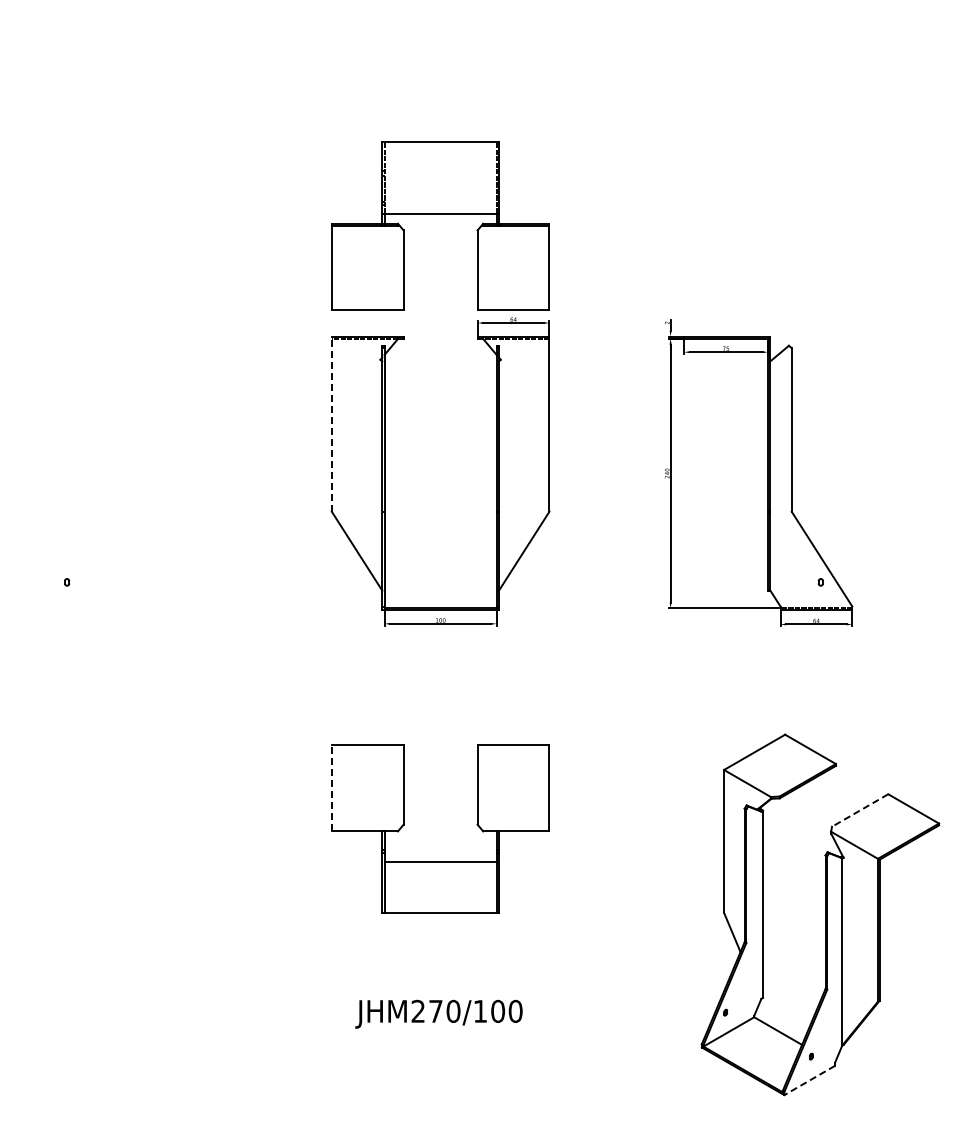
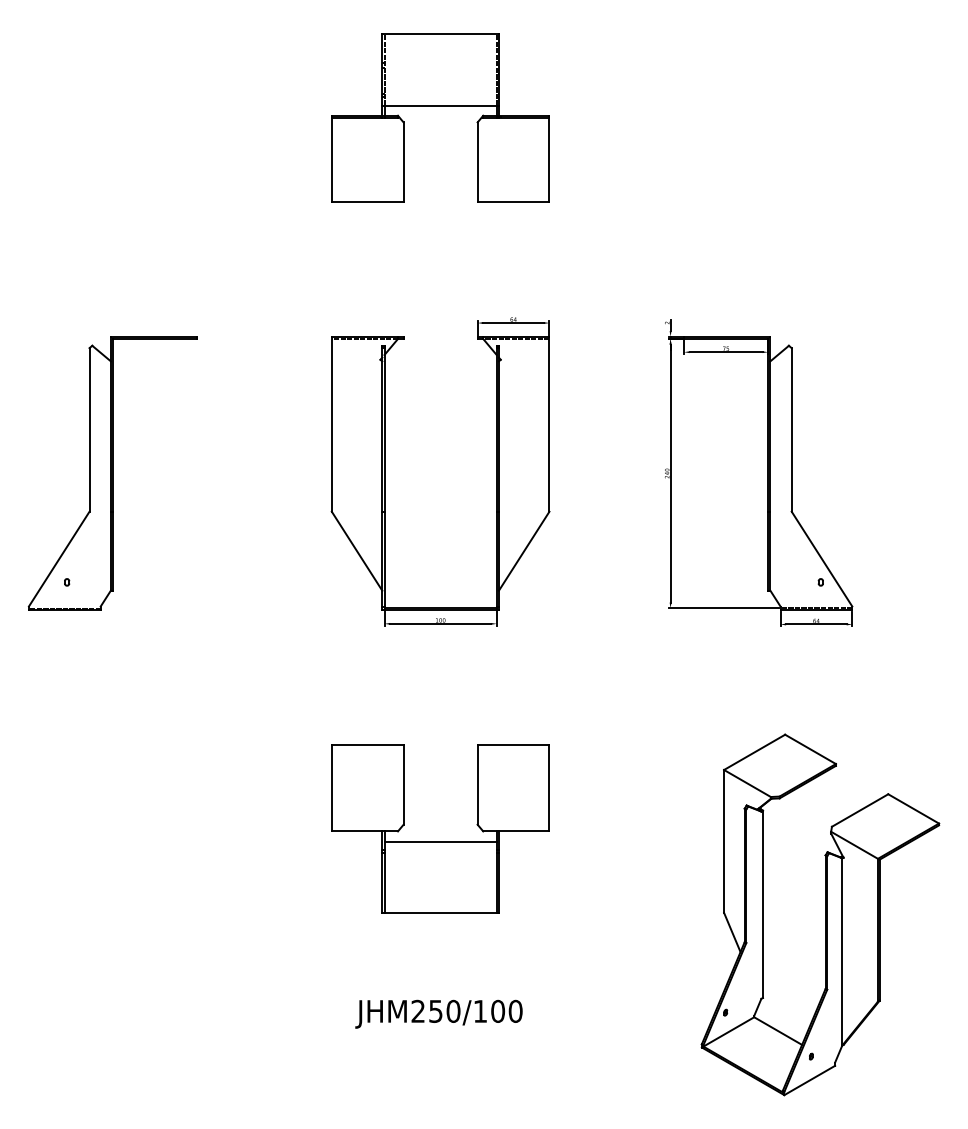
part position: (440, 214) -> (440, 106) (440, 106)
line: dashed -> solid (331, 423)
part: none -> present (112, 473)
line: dashed -> solid (331, 787)
line: dashed -> solid (860, 810)
line position: (440, 861) -> (440, 841) (440, 841)
text: JHM270/100 -> JHM250/100 (435, 1011)
line: dashed -> solid (809, 1080)
